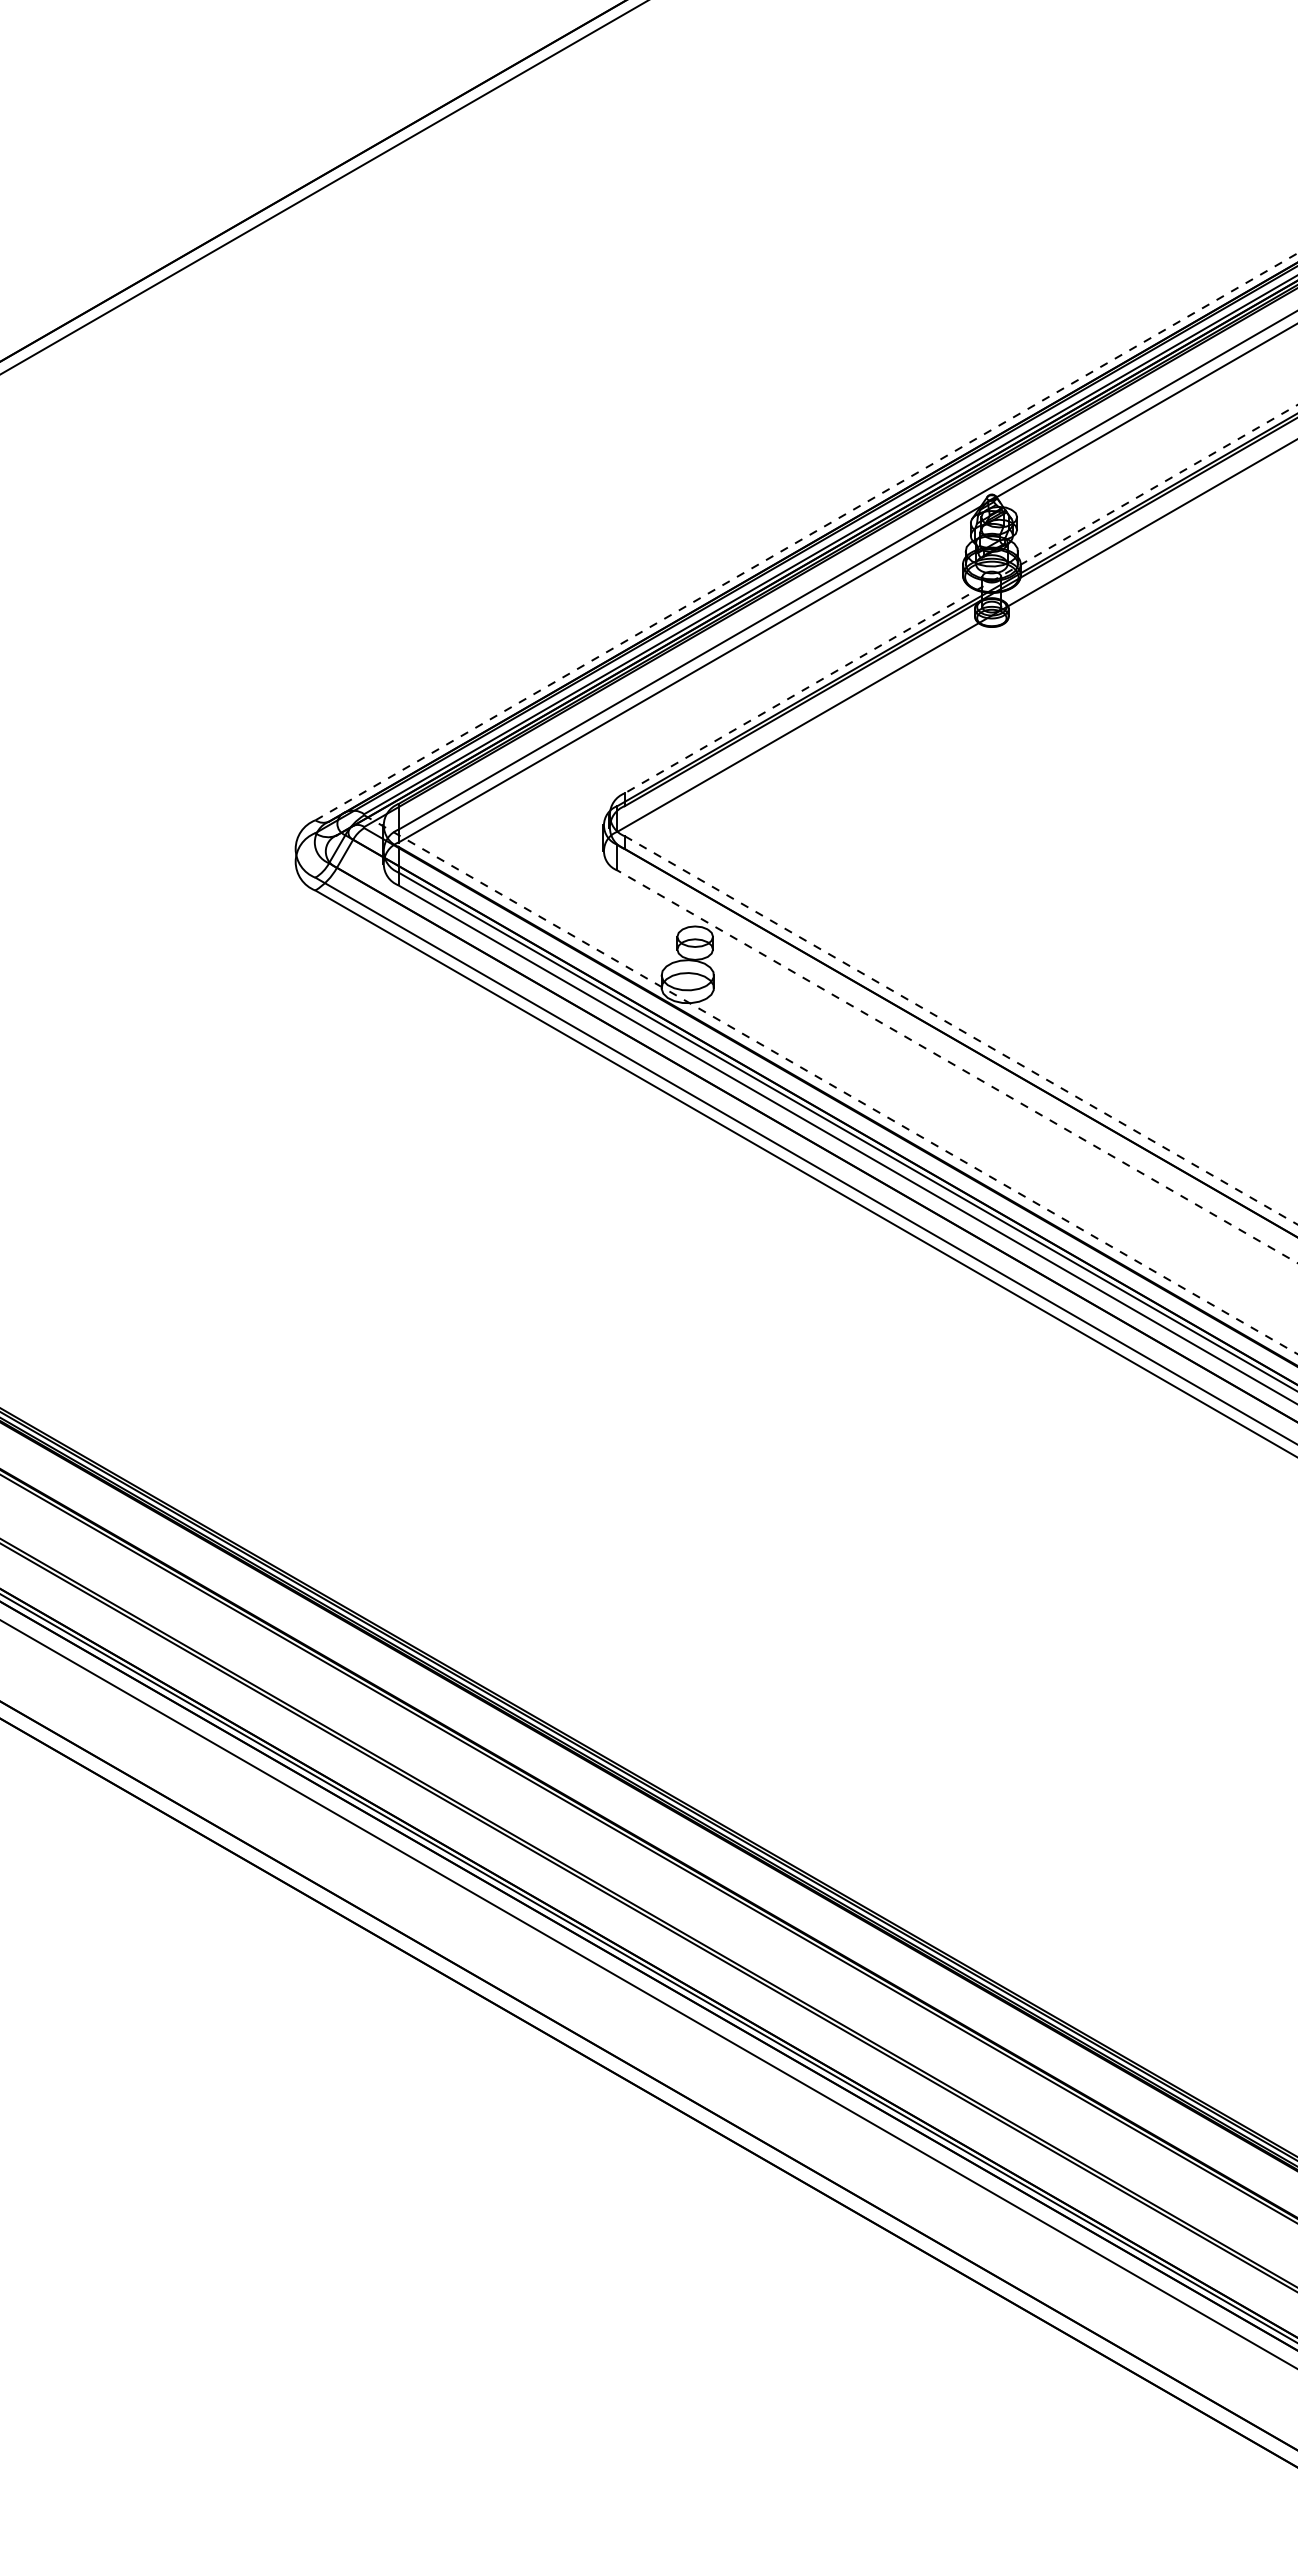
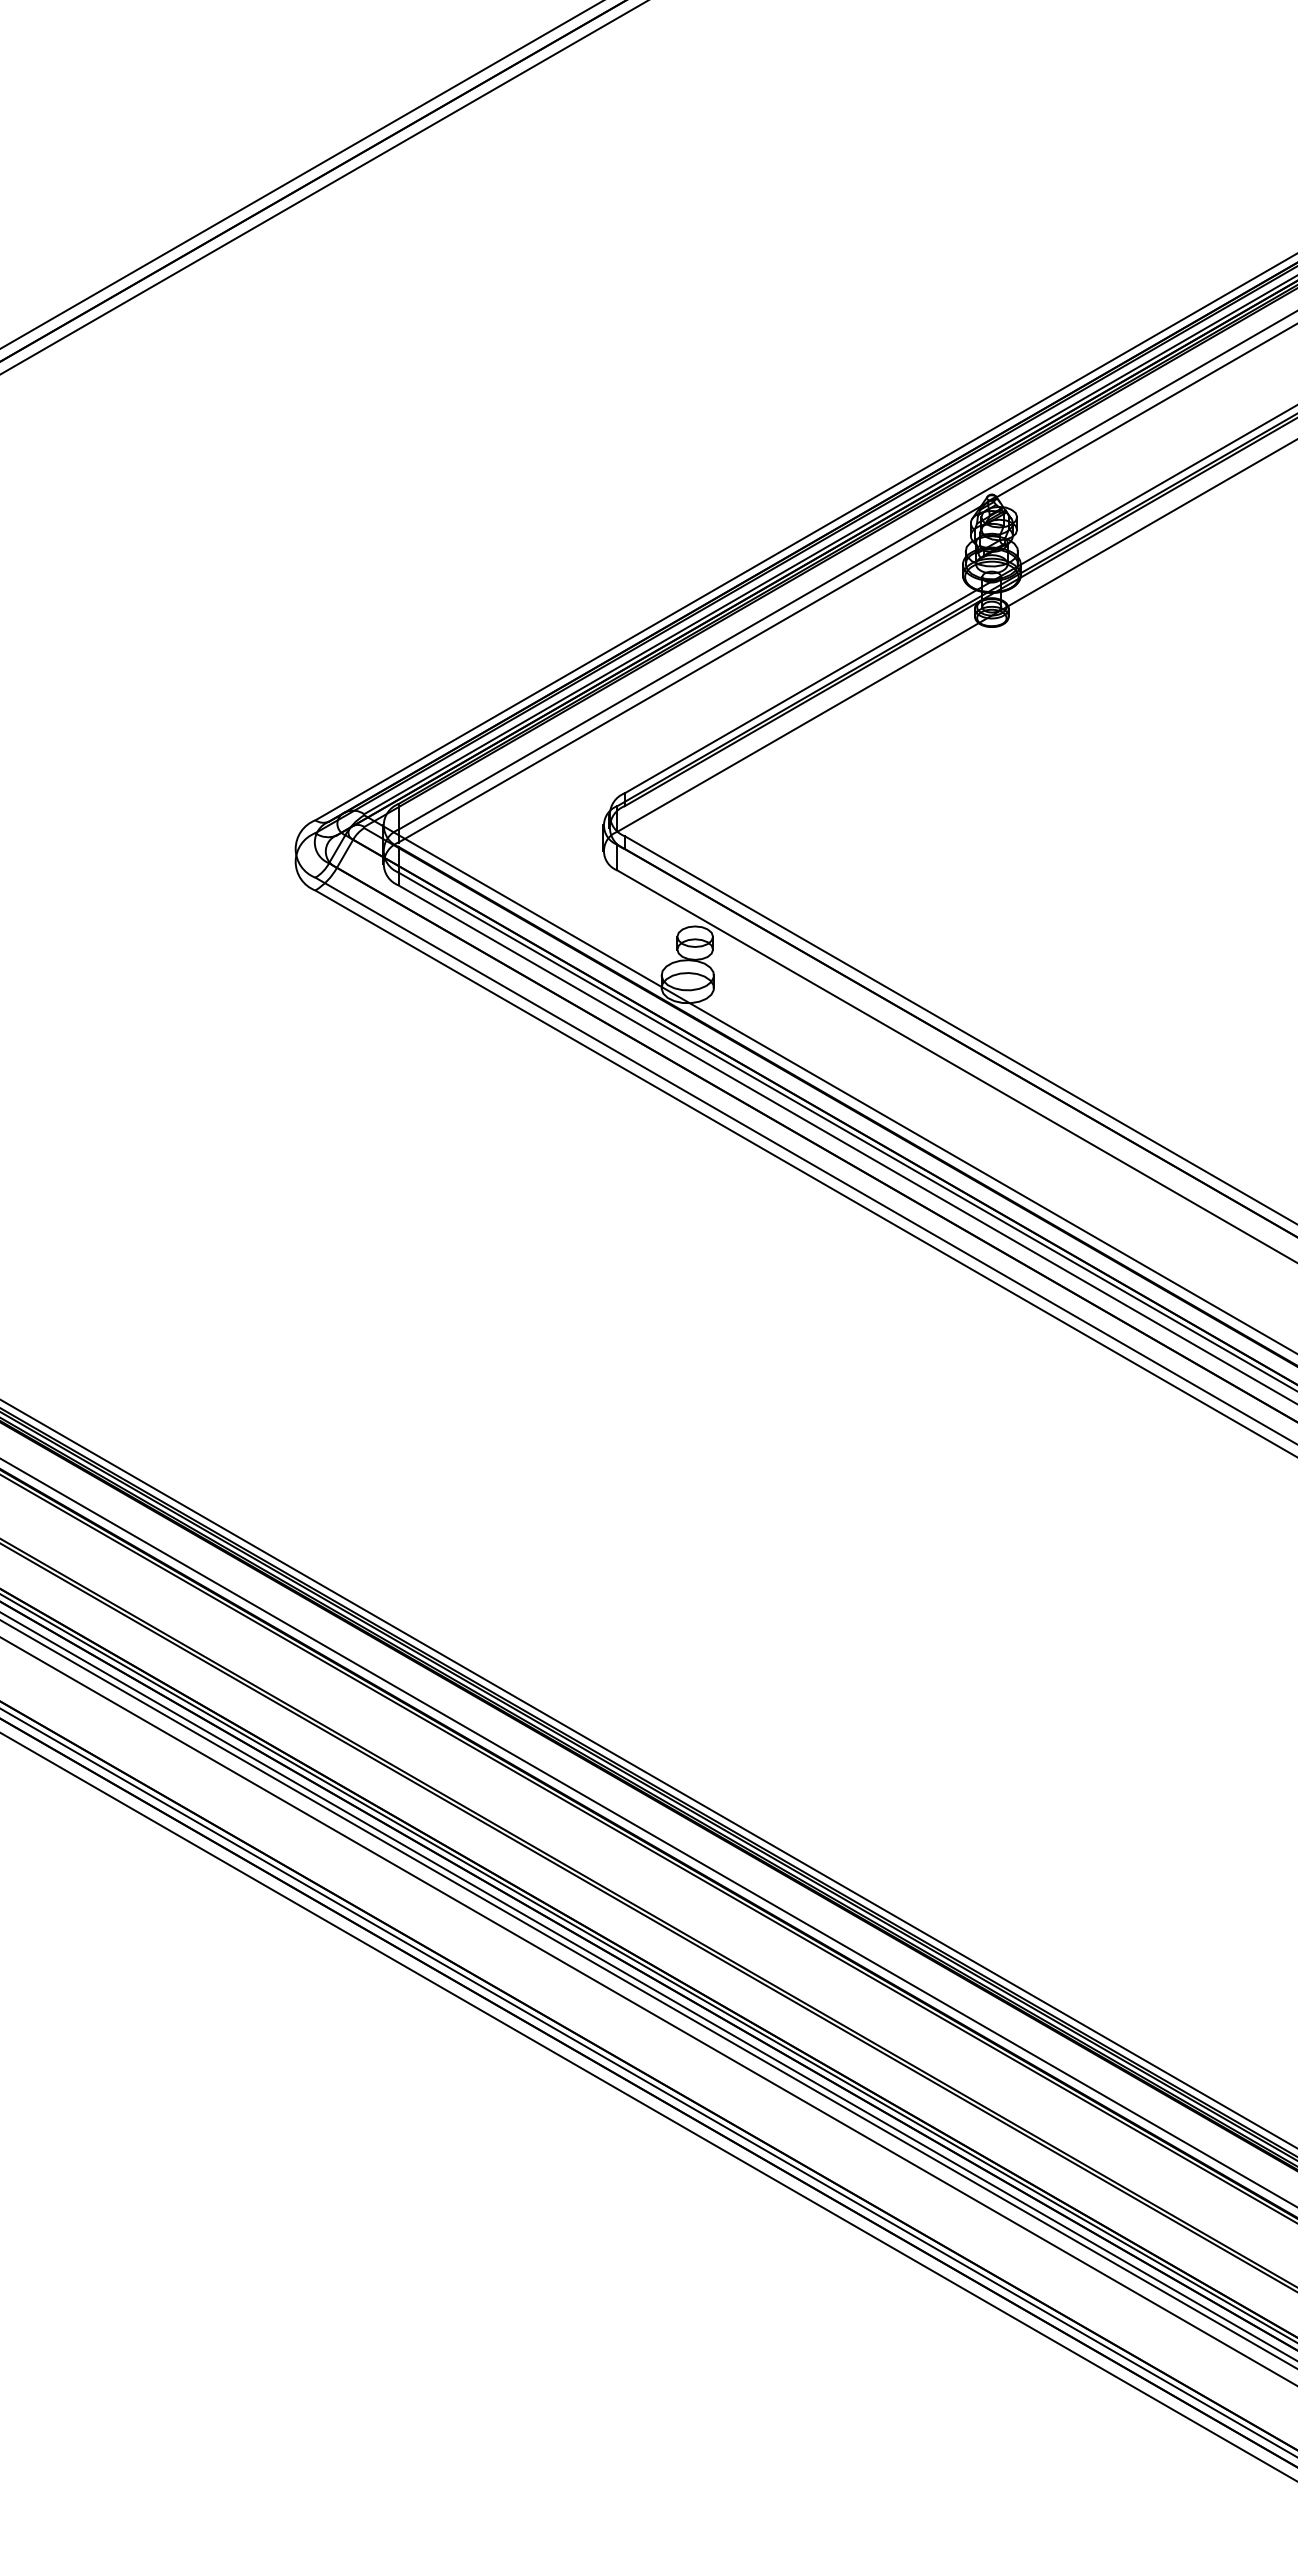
line: none -> present (301, 174)
line: dashed -> solid (807, 536)
line: dashed -> solid (960, 599)
line: dashed -> solid (961, 1030)
line: dashed -> solid (957, 1066)
line: dashed -> solid (830, 1084)
line: none -> present (648, 1774)
line: none -> present (648, 1832)
line: none -> present (648, 1986)
line: none -> present (648, 2011)
line: none -> present (648, 2082)
line: none -> present (648, 2106)
